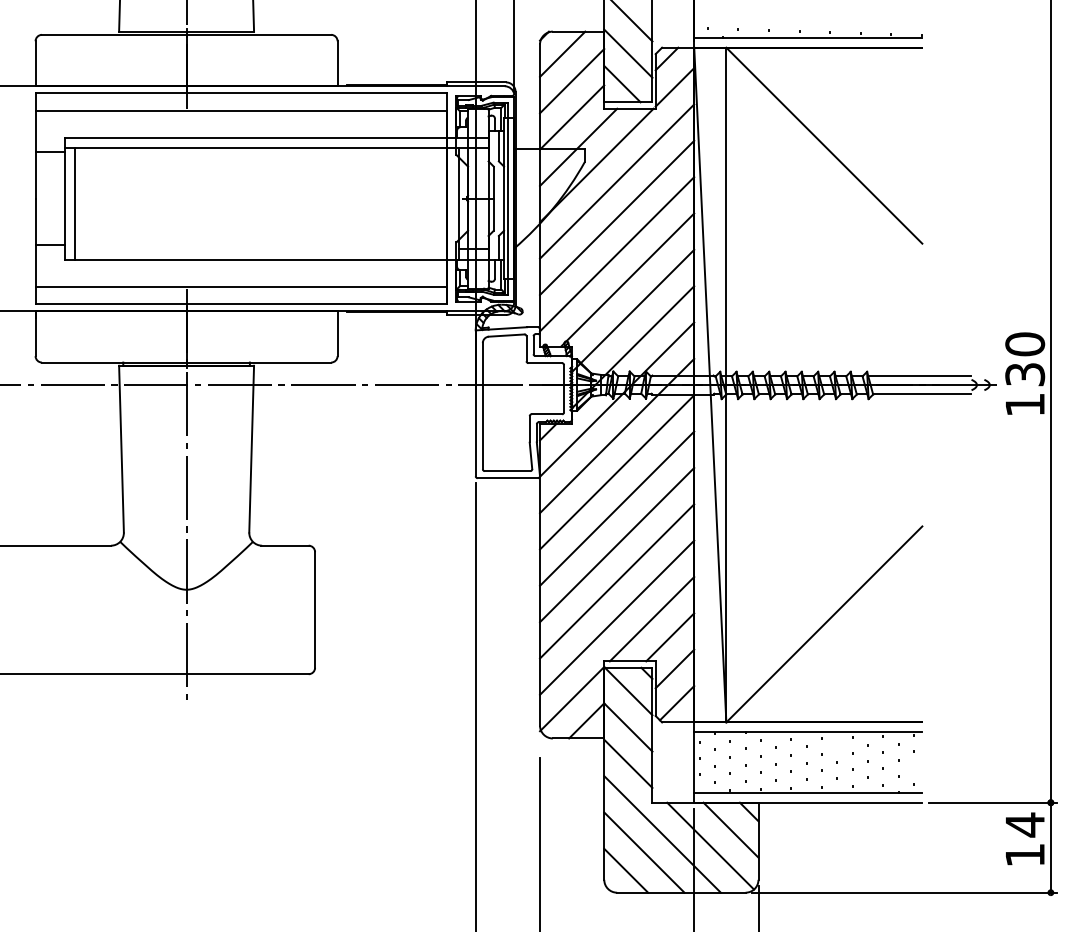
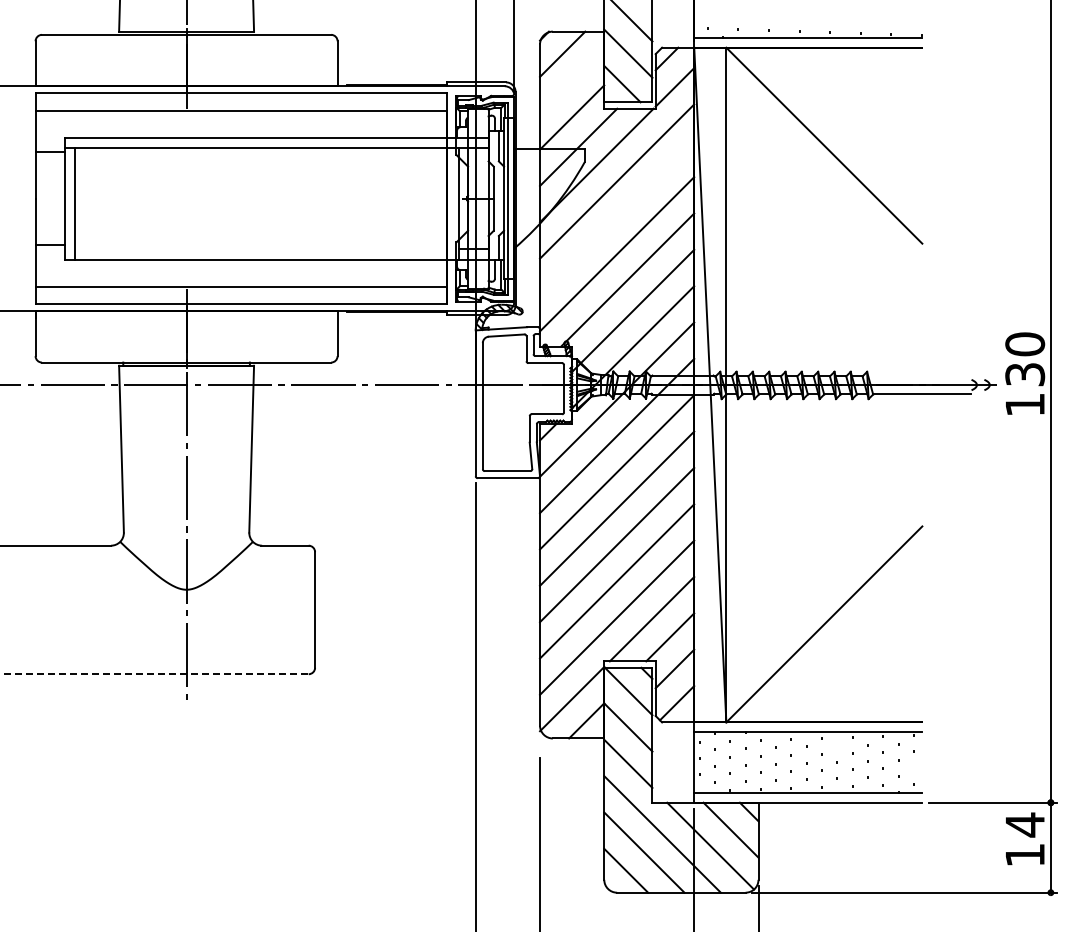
line: present -> none (572, 81)
line: present -> none (617, 217)
line: present -> none (919, 376)
line: solid -> dashed (154, 674)
